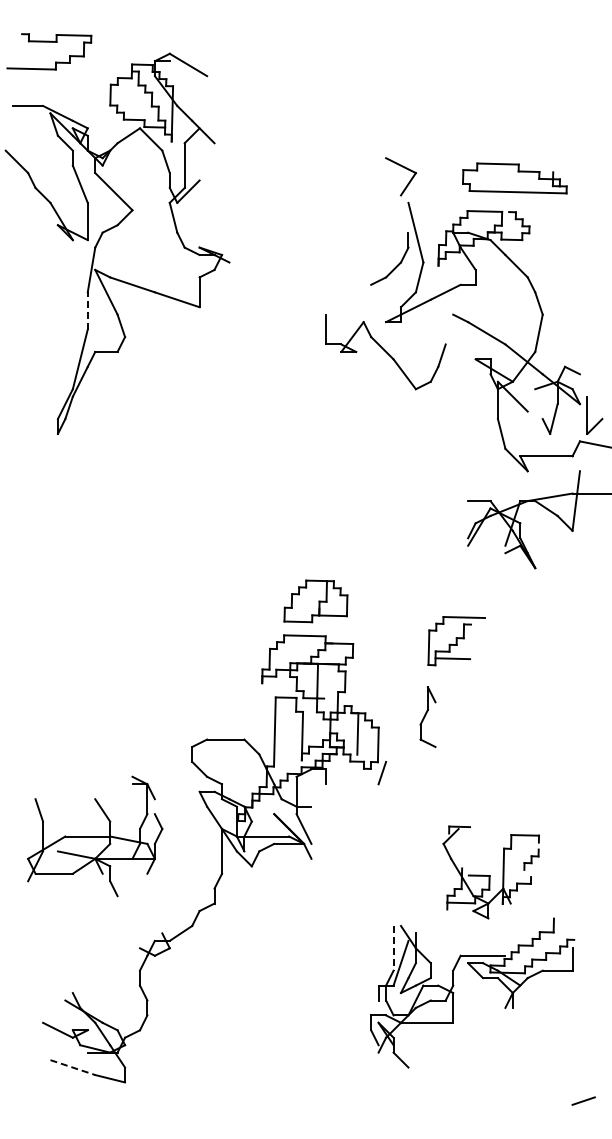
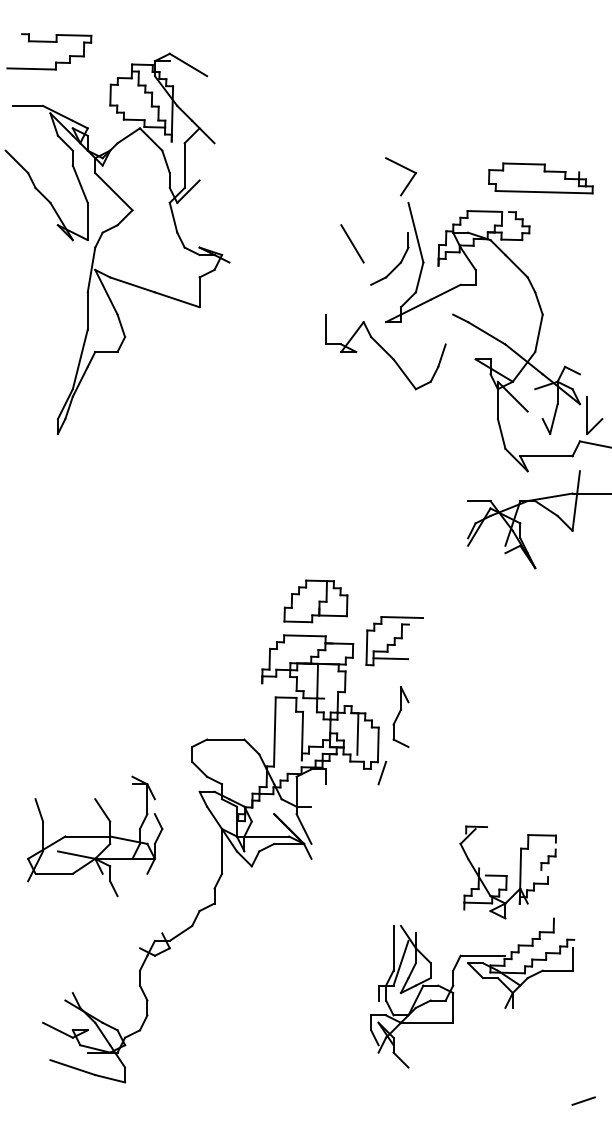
part position: (514, 178) -> (540, 178) (540, 178)
line: none -> present (352, 243)
line: dashed -> solid (87, 310)
part position: (456, 641) -> (394, 641) (394, 641)
part position: (427, 716) -> (400, 716) (400, 716)
part position: (490, 872) -> (507, 872) (507, 872)
line: dashed -> solid (393, 948)
line: dashed -> solid (72, 1067)
